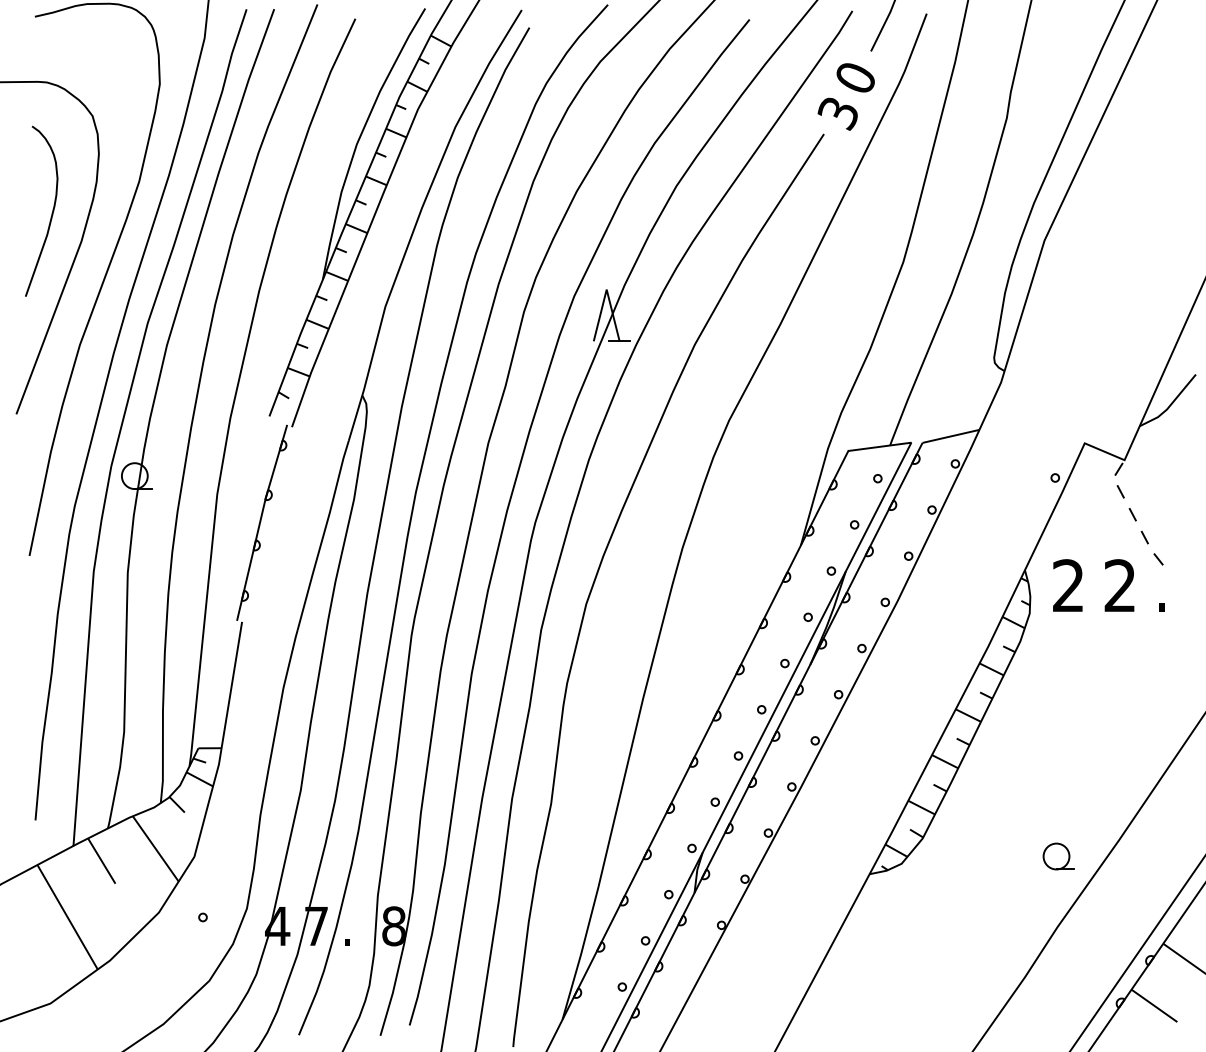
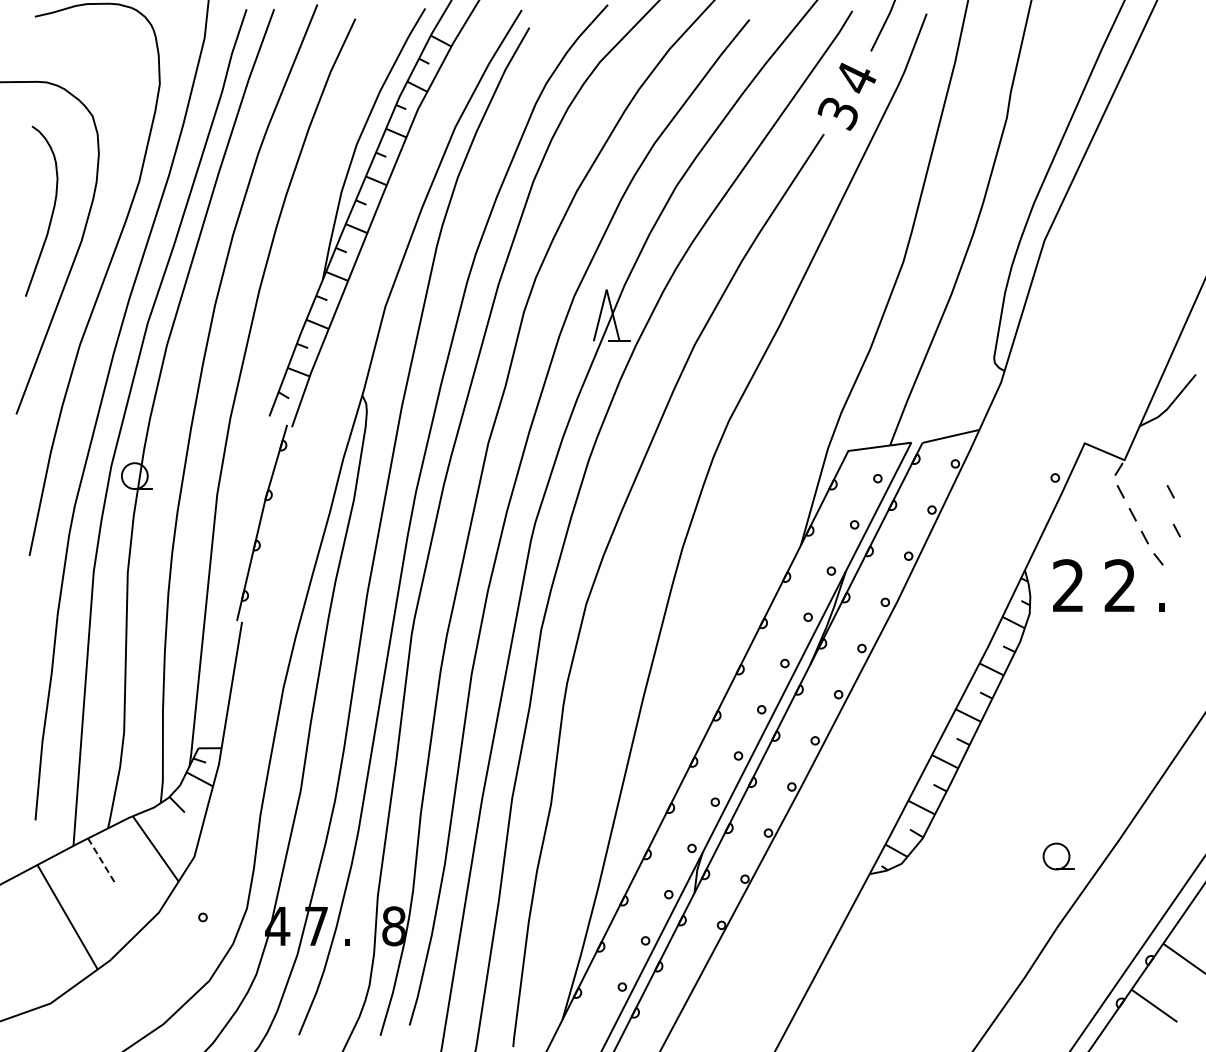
text: 0 -> 4 (856, 77)
line: none -> present (1170, 491)
line: none -> present (1176, 530)
line: solid -> dashed (102, 861)
